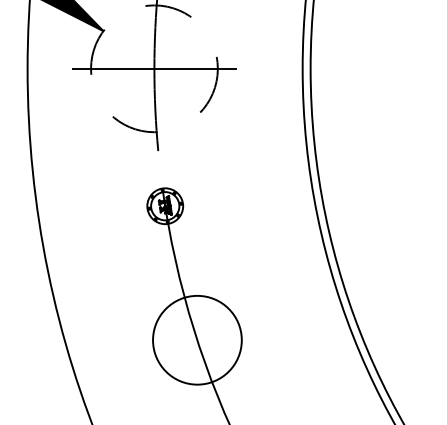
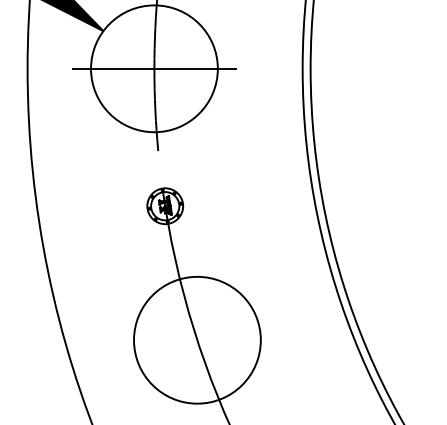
circle: dashed -> solid (154, 68)
circle diameter: 89 px -> 127 px (197, 339)
